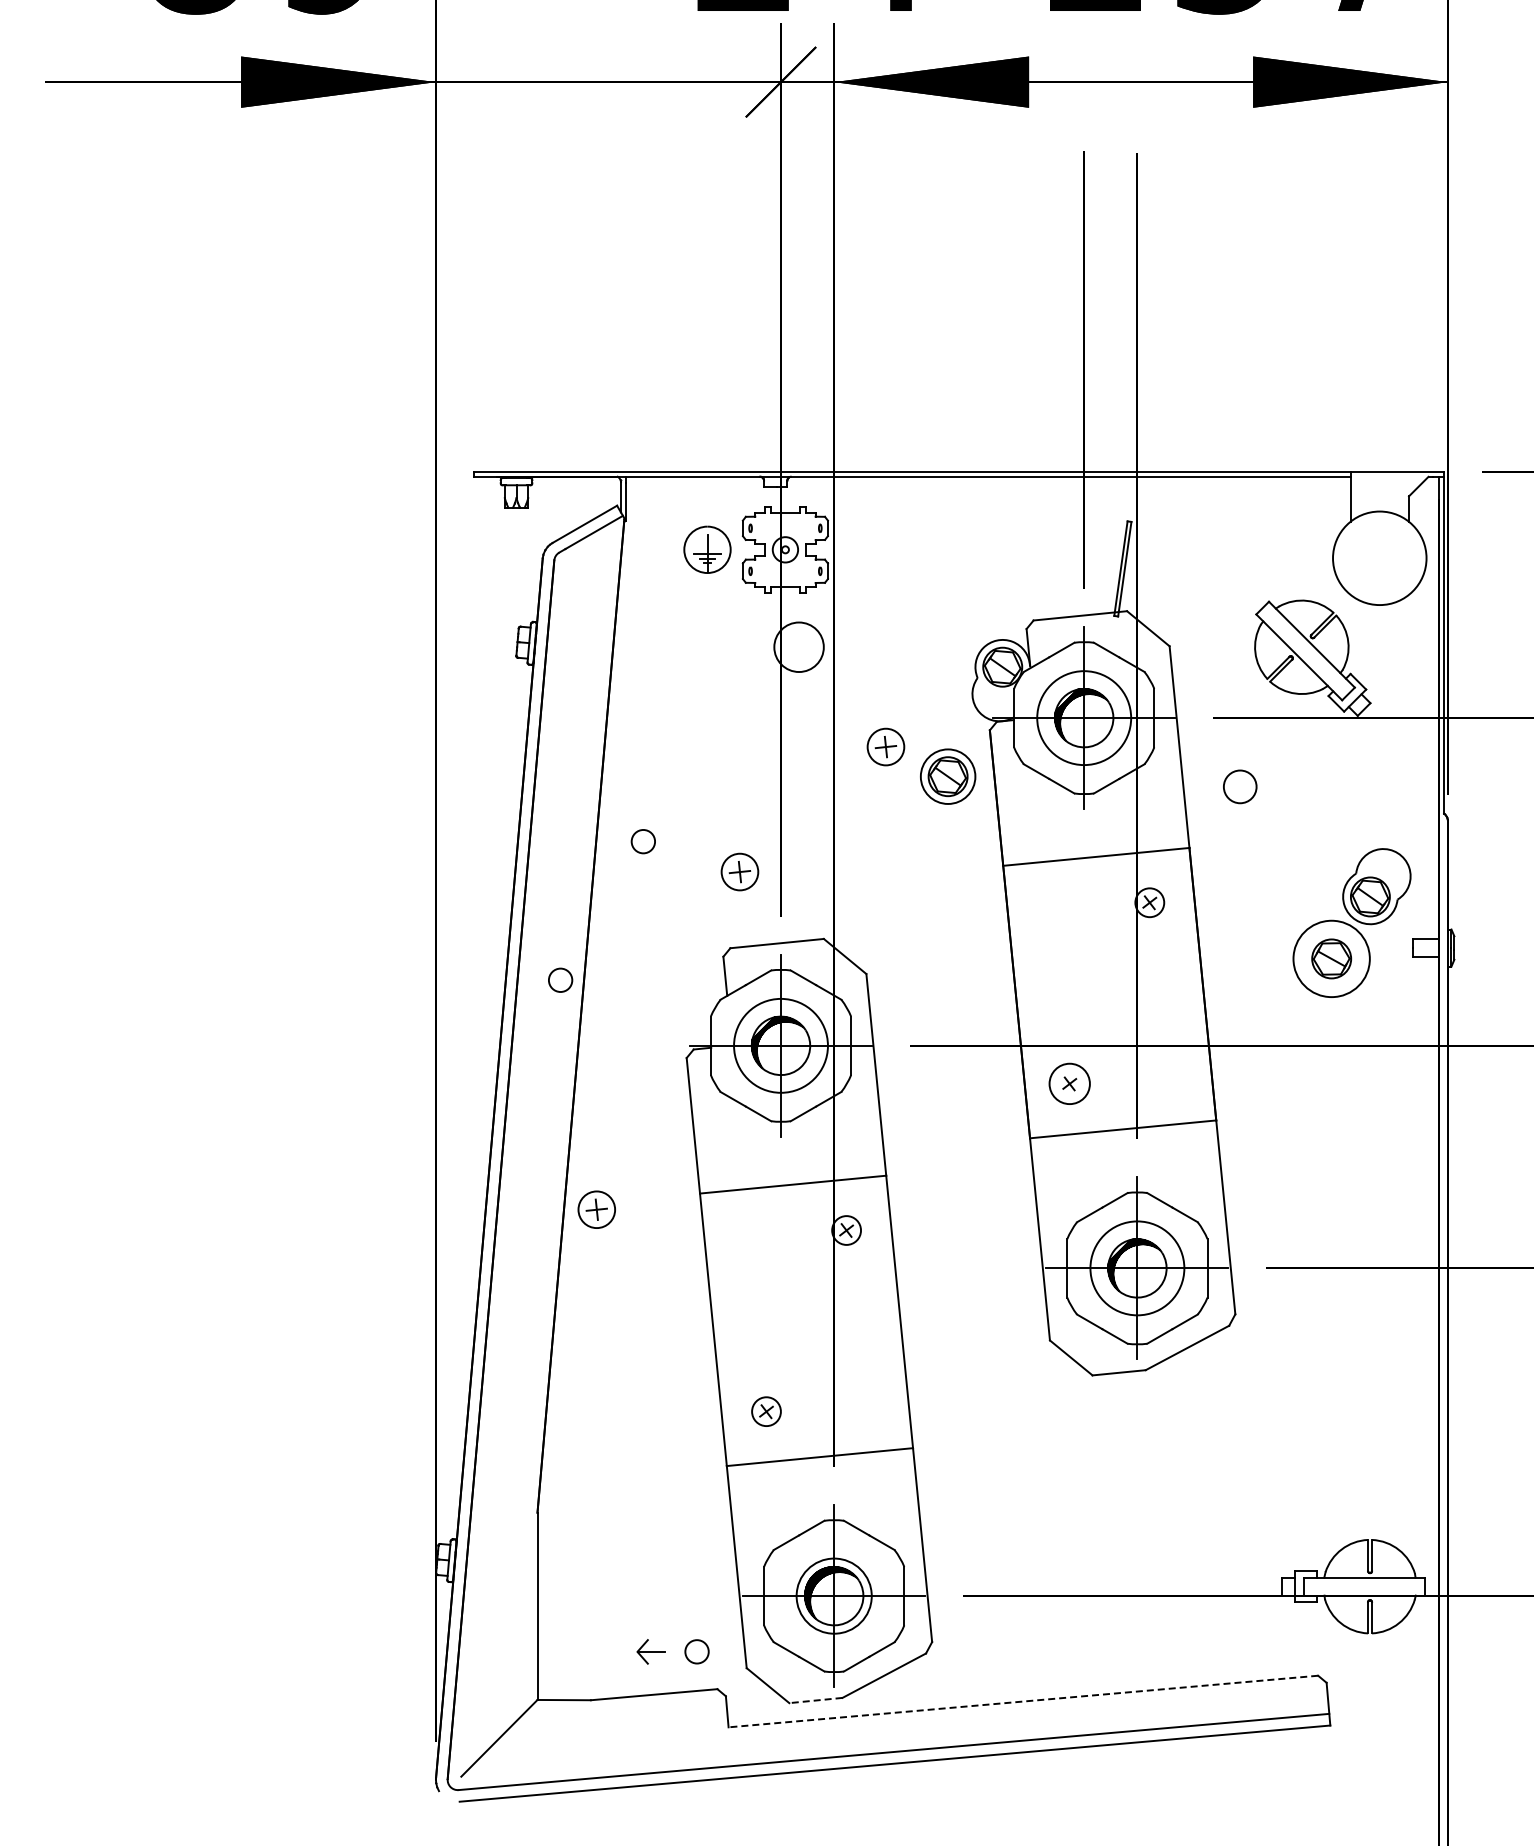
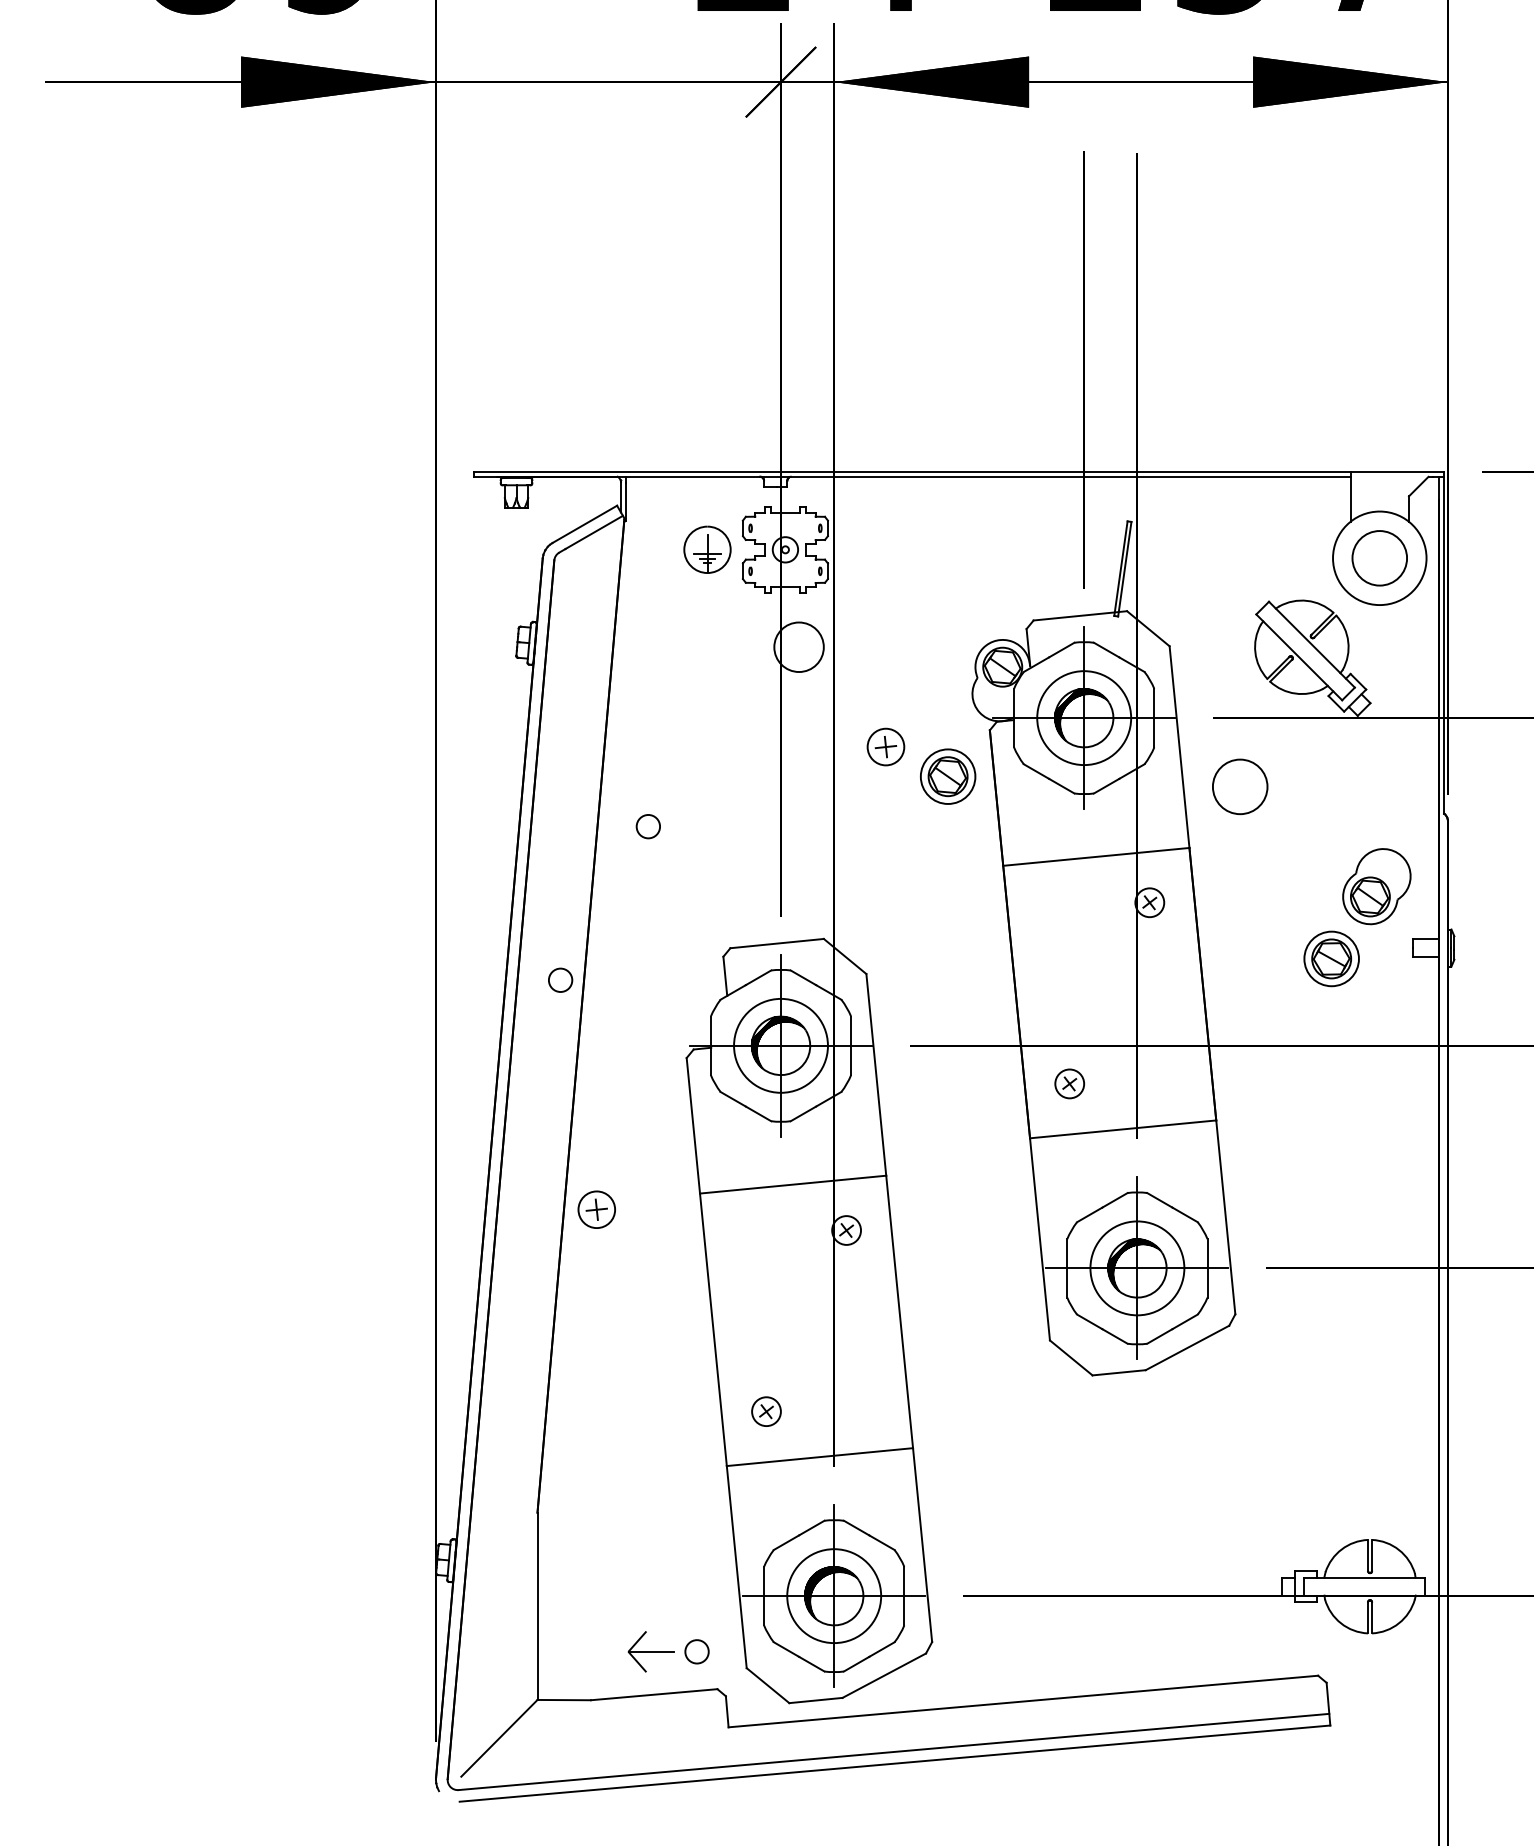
circle: none -> present (1379, 558)
circle diameter: 33 px -> 55 px (1239, 786)
circle position: (642, 841) -> (647, 826) (647, 826)
part: present -> none (739, 871)
circle diameter: 76 px -> 55 px (1331, 958)
circle diameter: 40 px -> 29 px (1069, 1083)
circle diameter: 75 px -> 94 px (834, 1596)
part size: 30x26 px -> 48x42 px (650, 1651)
line: dashed -> solid (815, 1700)
line: dashed -> solid (1023, 1701)
